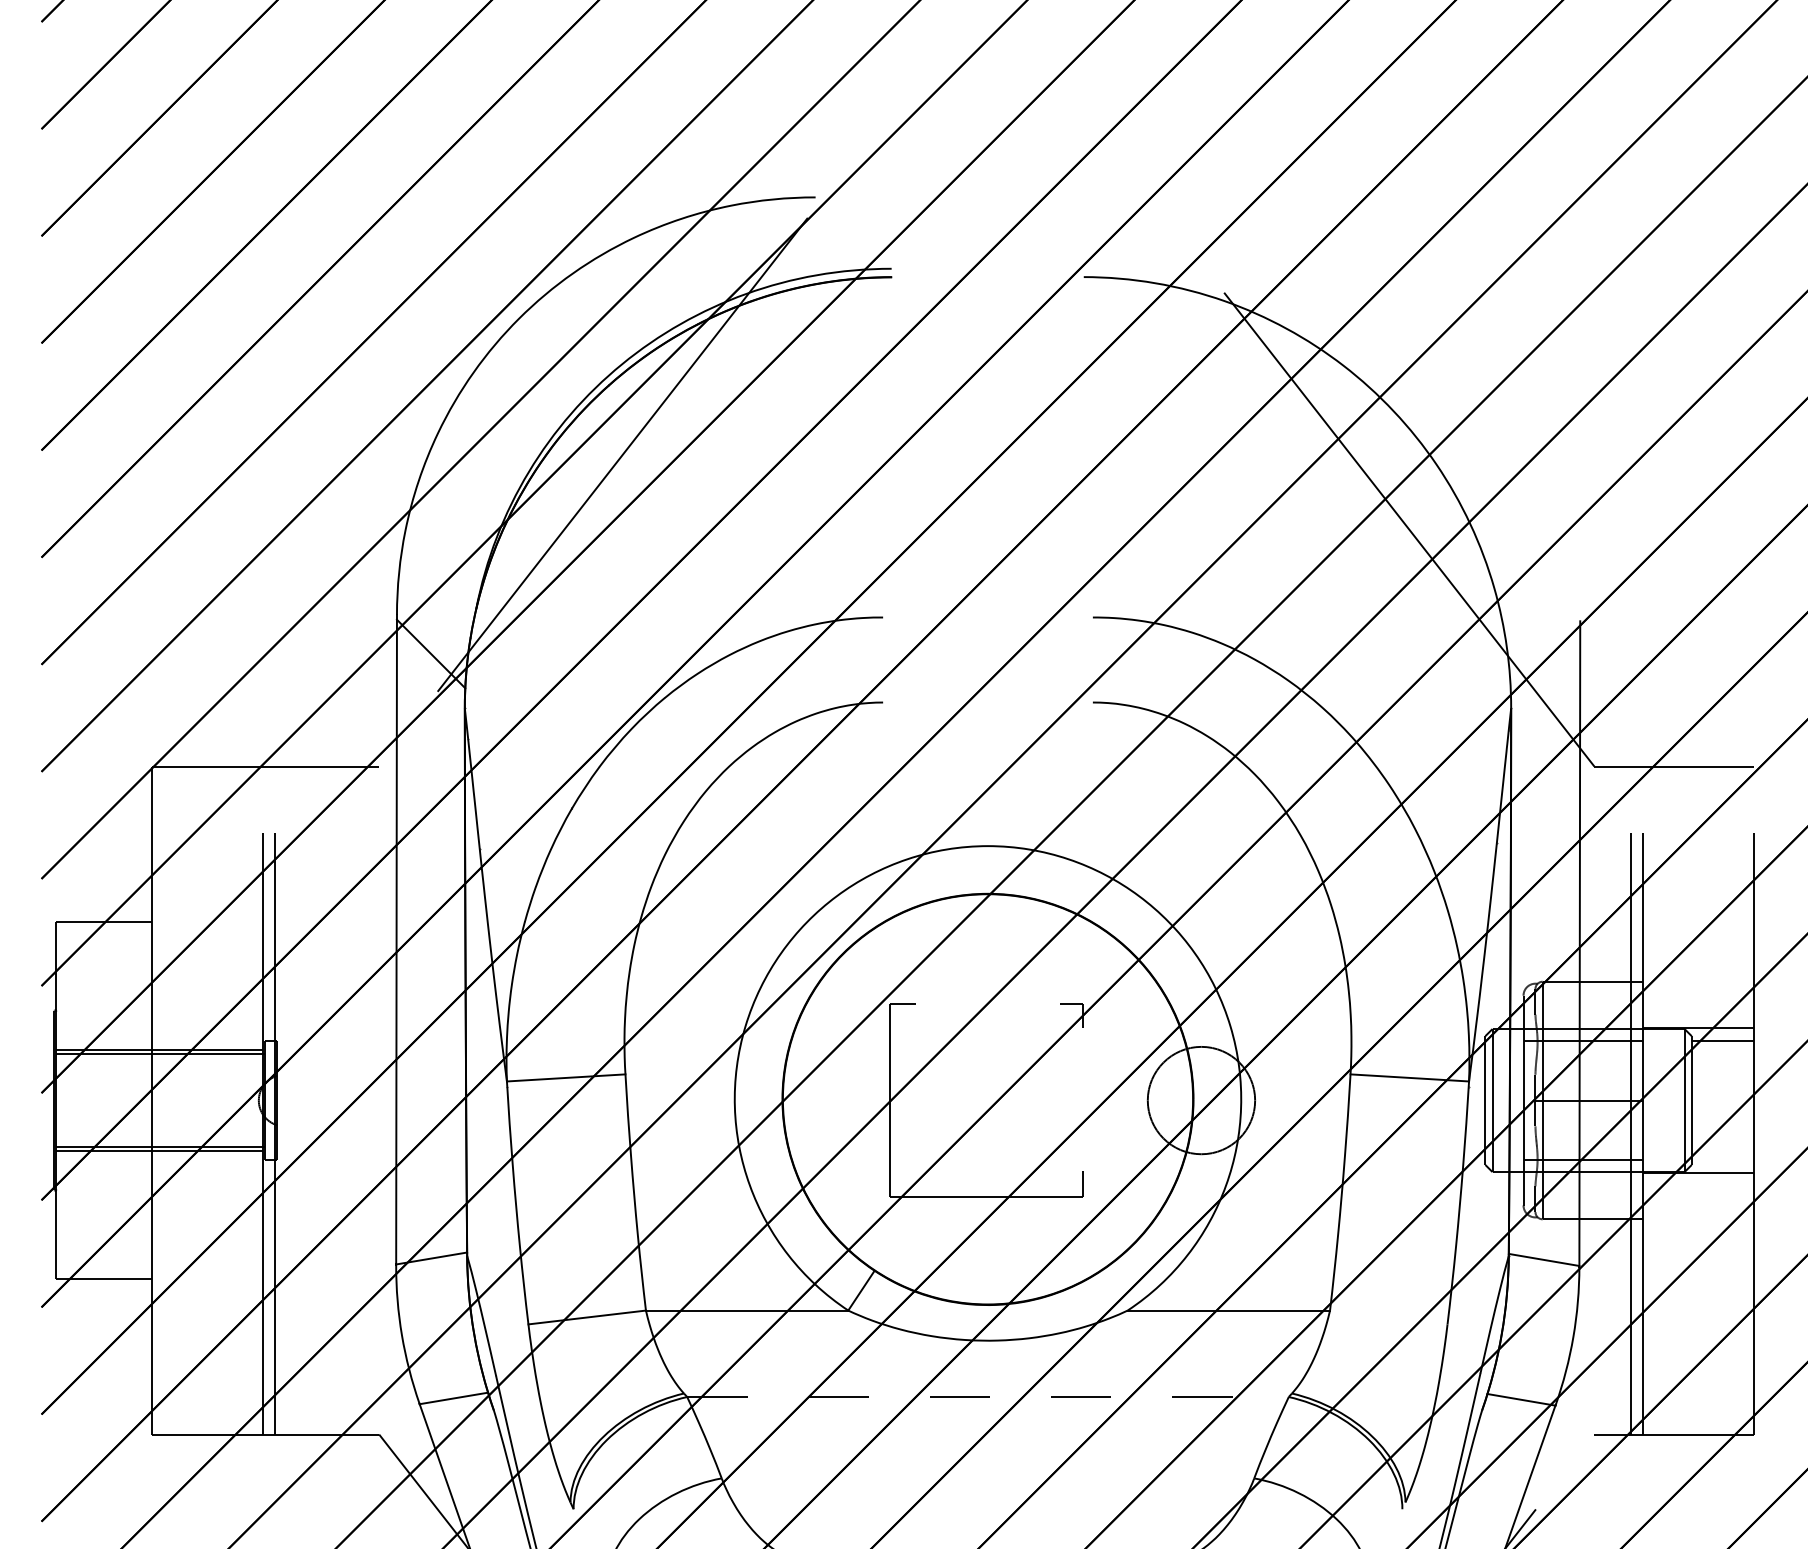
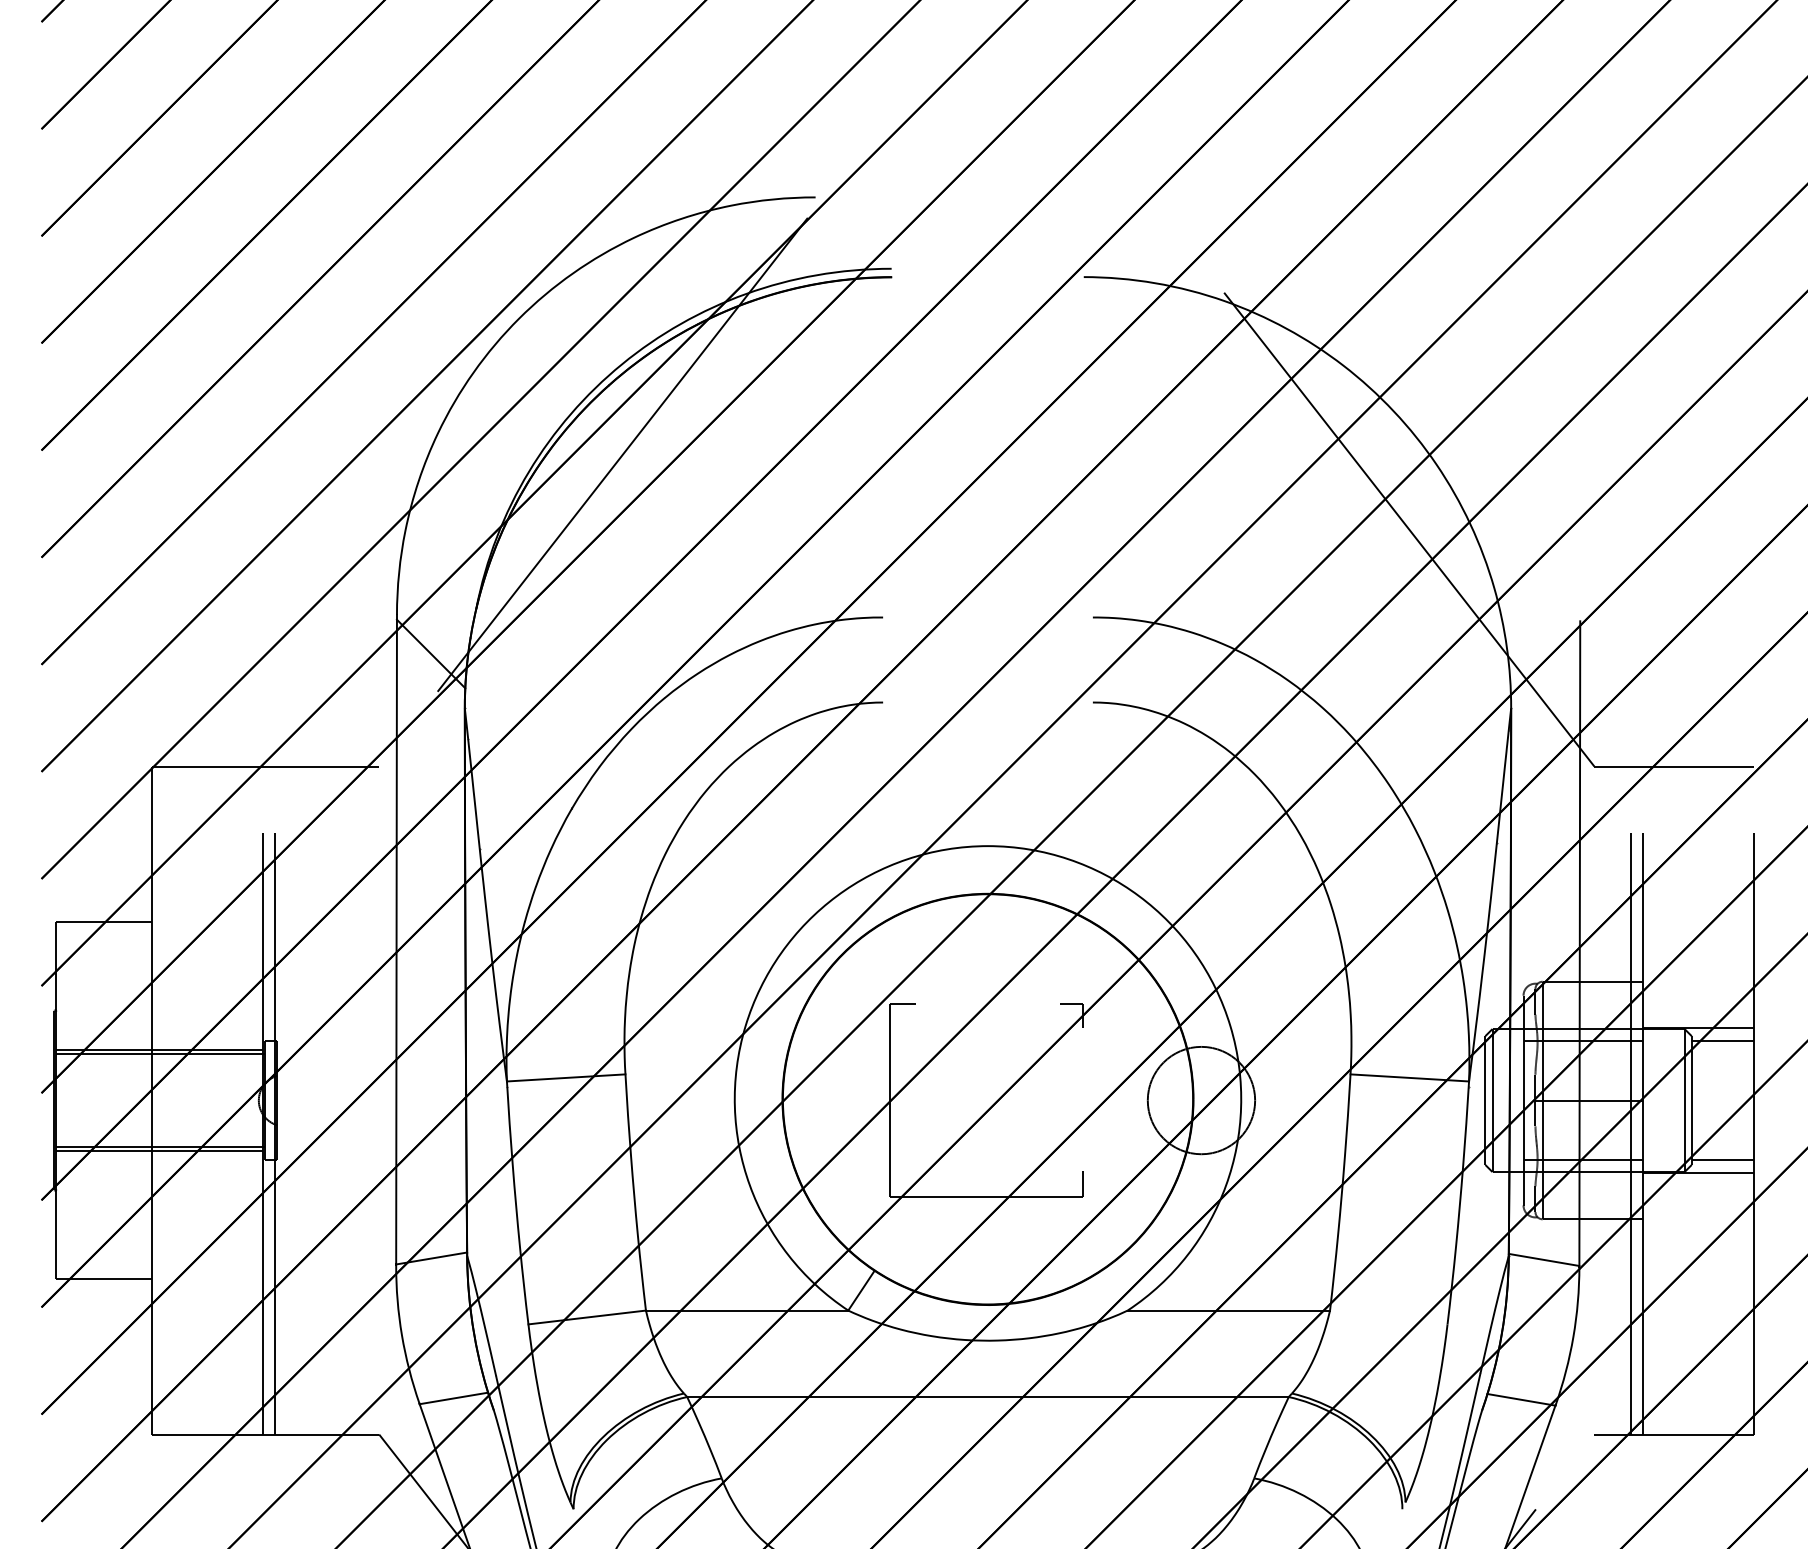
line: none -> present (1722, 1160)
line: dashed -> solid (988, 1397)
